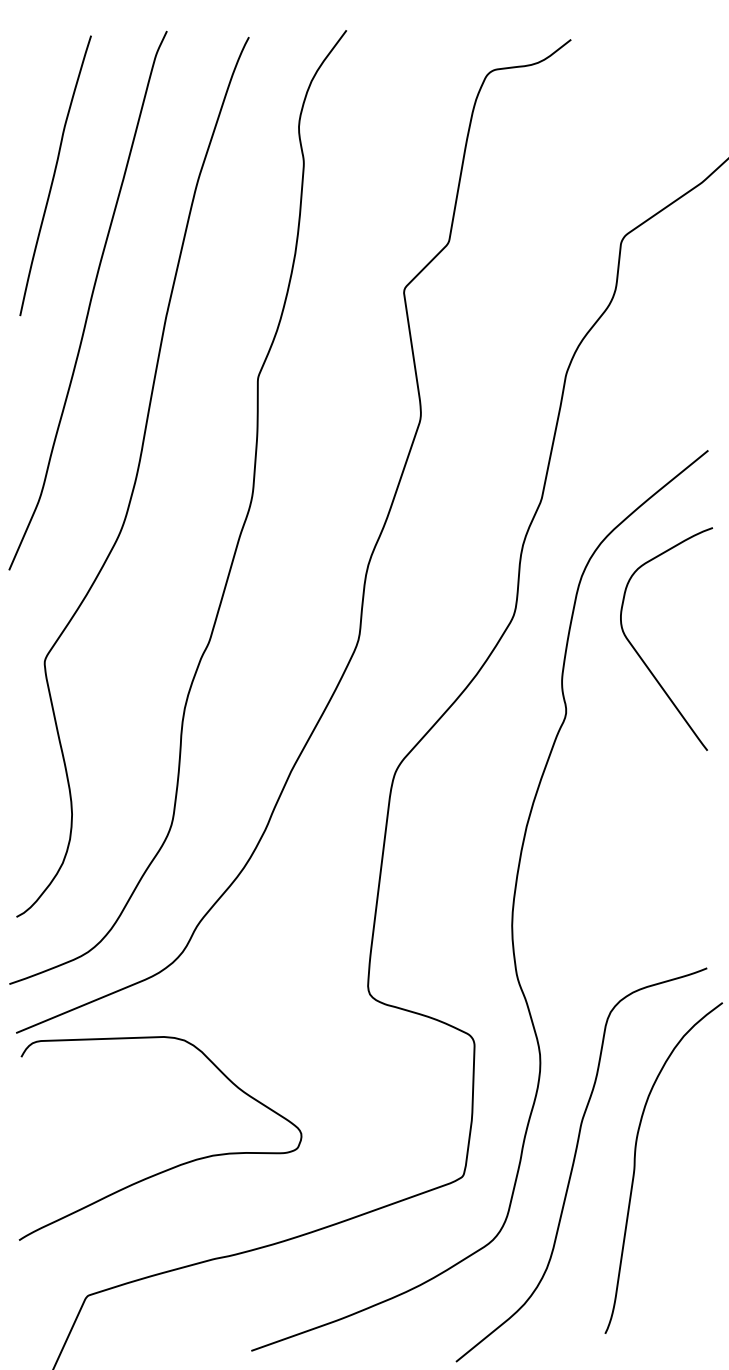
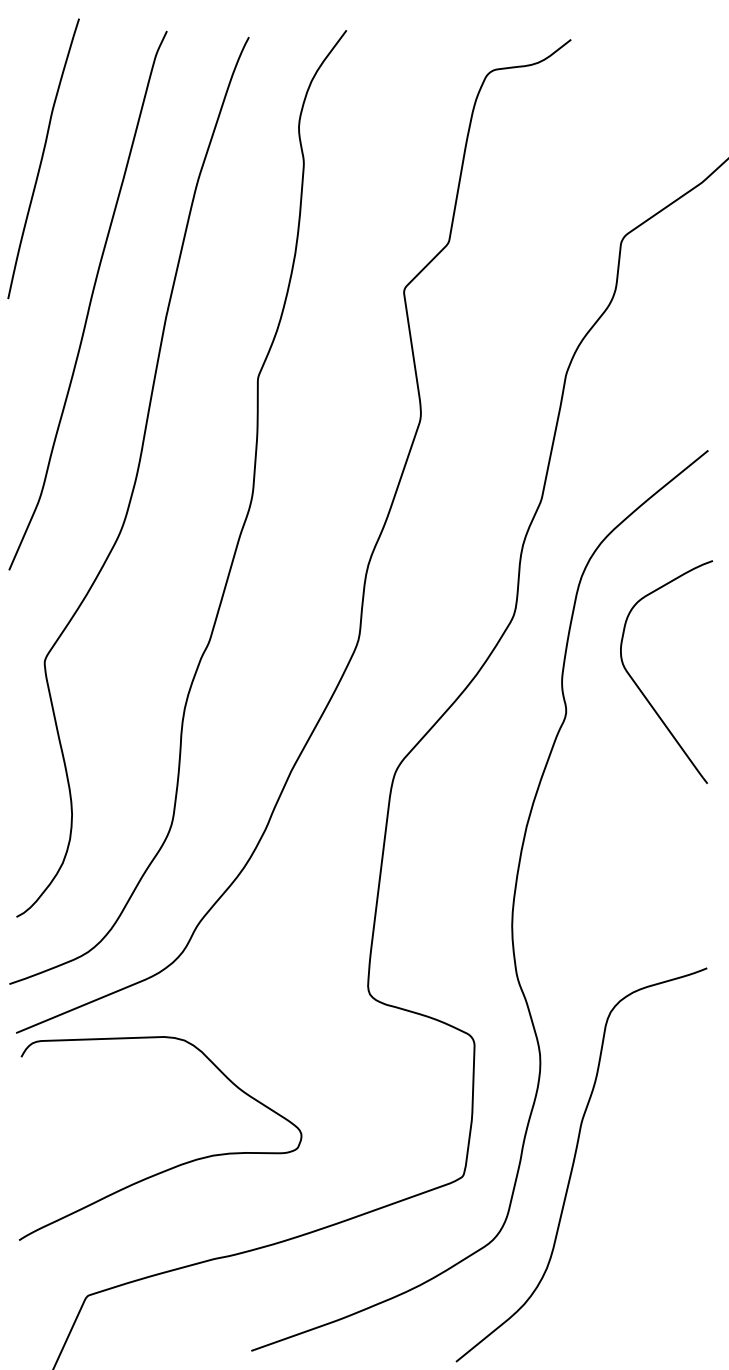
curve position: (55, 174) -> (43, 157) (43, 157)
curve position: (640, 655) -> (640, 688) (640, 688)
curve: present -> none (635, 1167)
